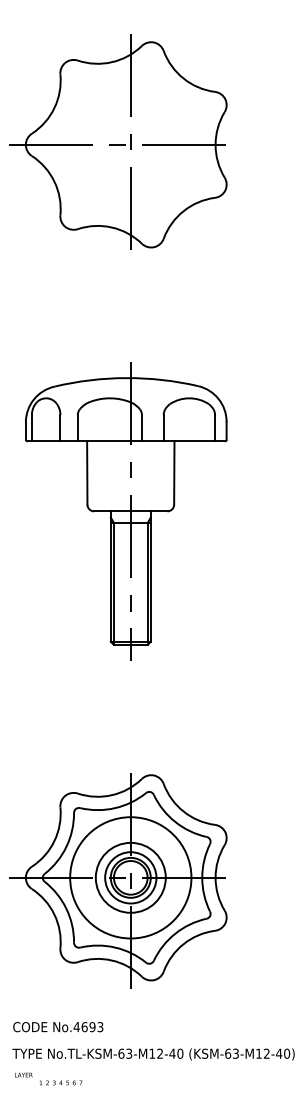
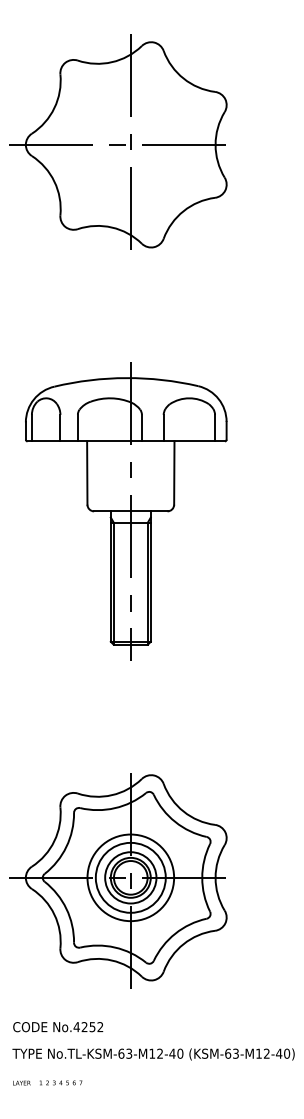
circle diameter: 121 px -> 87 px (130, 877)
text: No.4693 -> No.4252 (92, 1027)
text position: (23, 1074) -> (21, 1082) (21, 1082)
